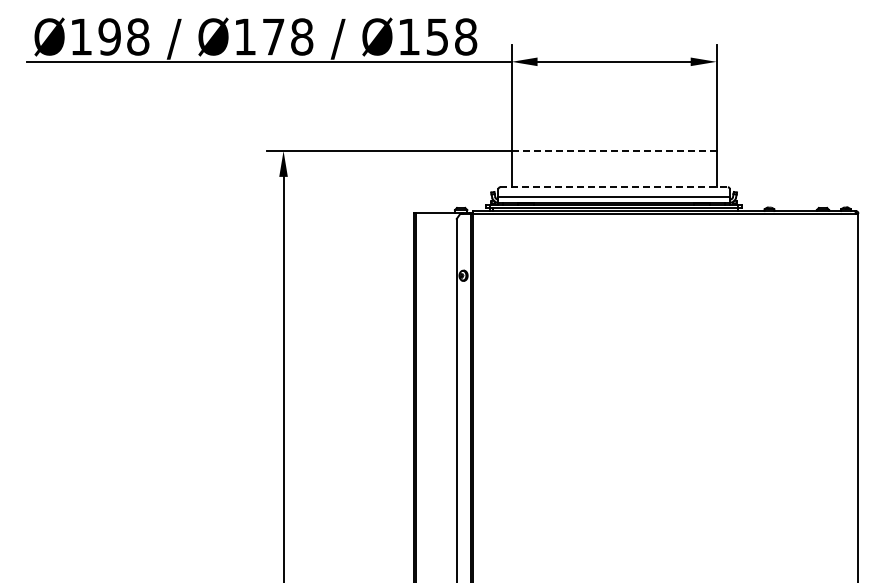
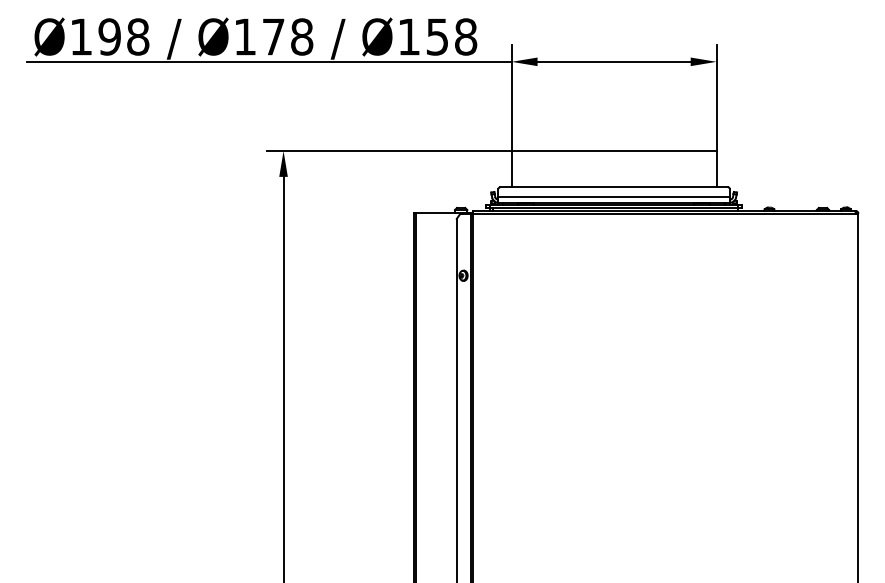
line: dashed -> solid (613, 151)
line: dashed -> solid (614, 187)
